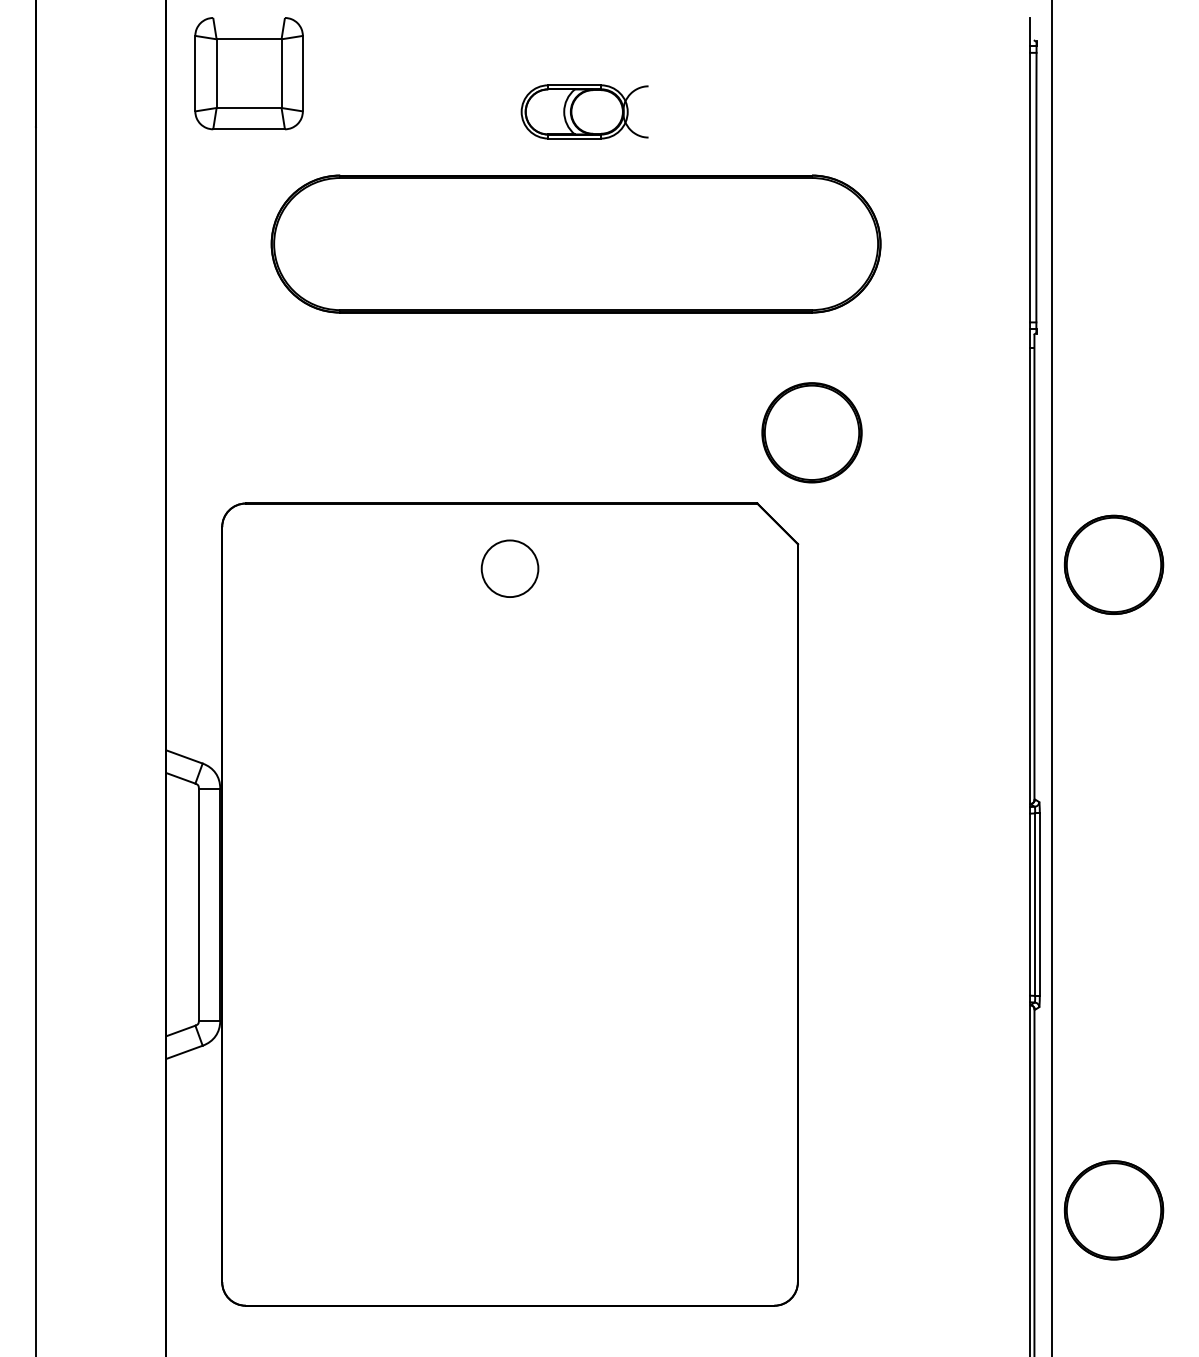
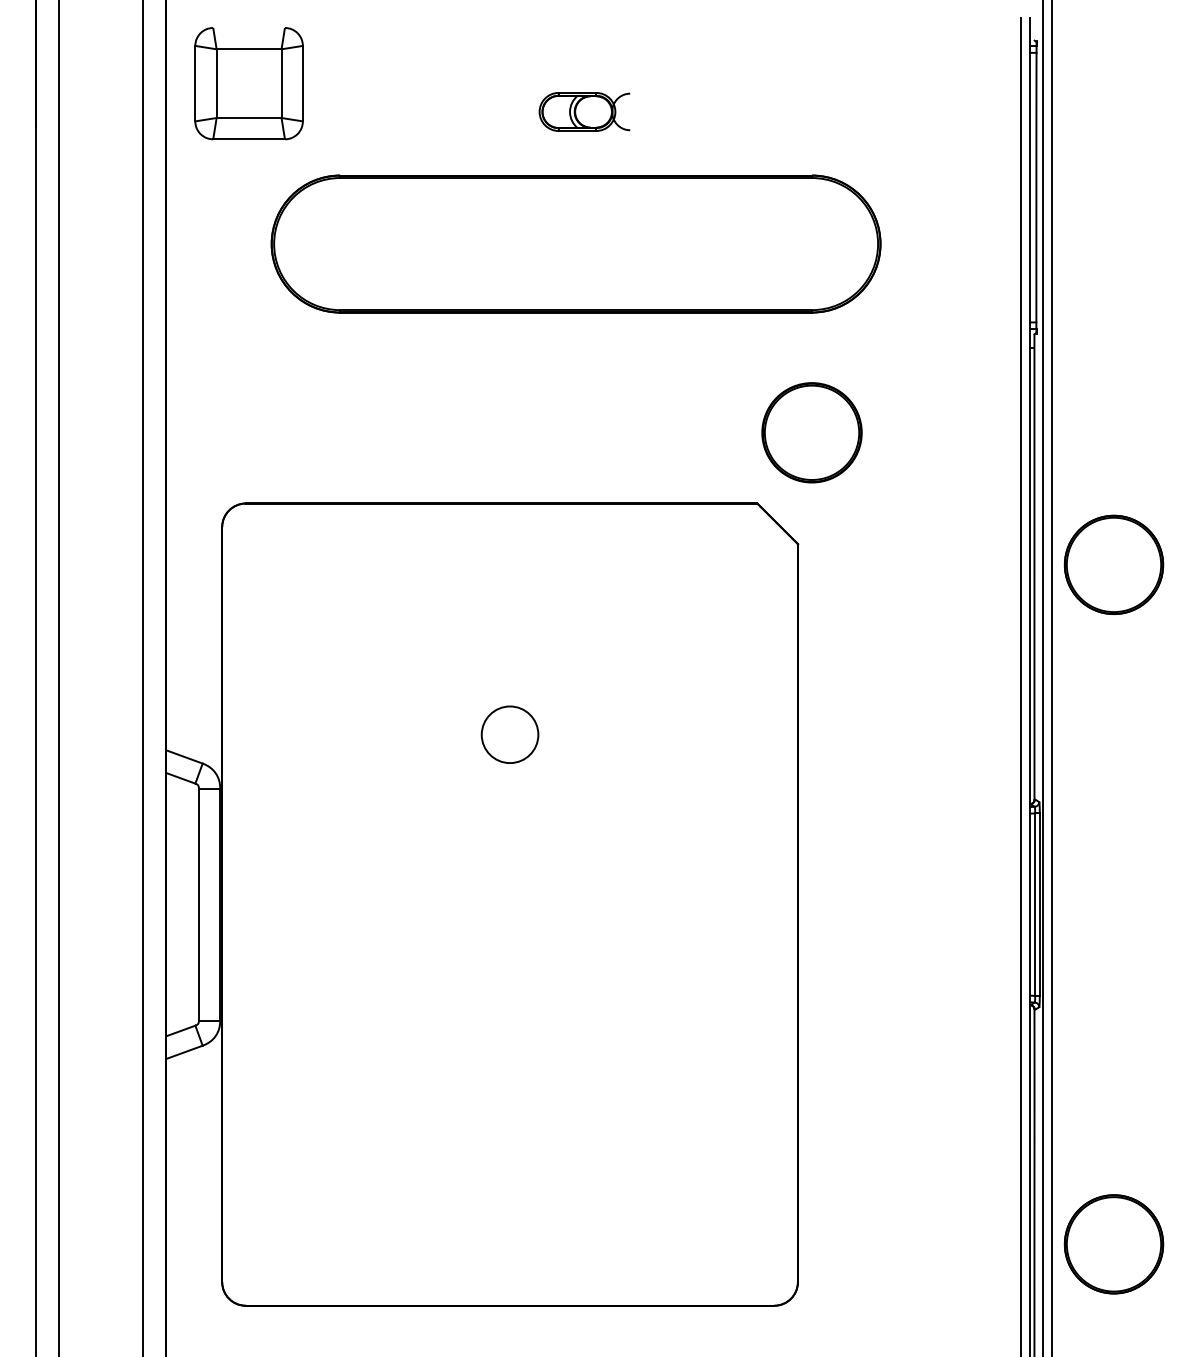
part position: (248, 73) -> (248, 83) (248, 83)
part size: 129x56 px -> 93x40 px (584, 111)
circle position: (509, 568) -> (509, 734) (509, 734)
line: none -> present (59, 677)
line: none -> present (142, 677)
line: none -> present (1042, 677)
line: none -> present (1020, 685)
part position: (1113, 1210) -> (1113, 1244) (1113, 1244)
